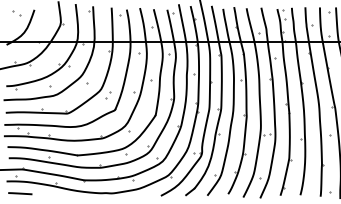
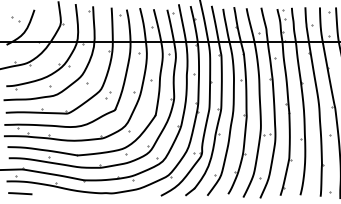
part position: (16, 13) -> (15, 19) (15, 19)
